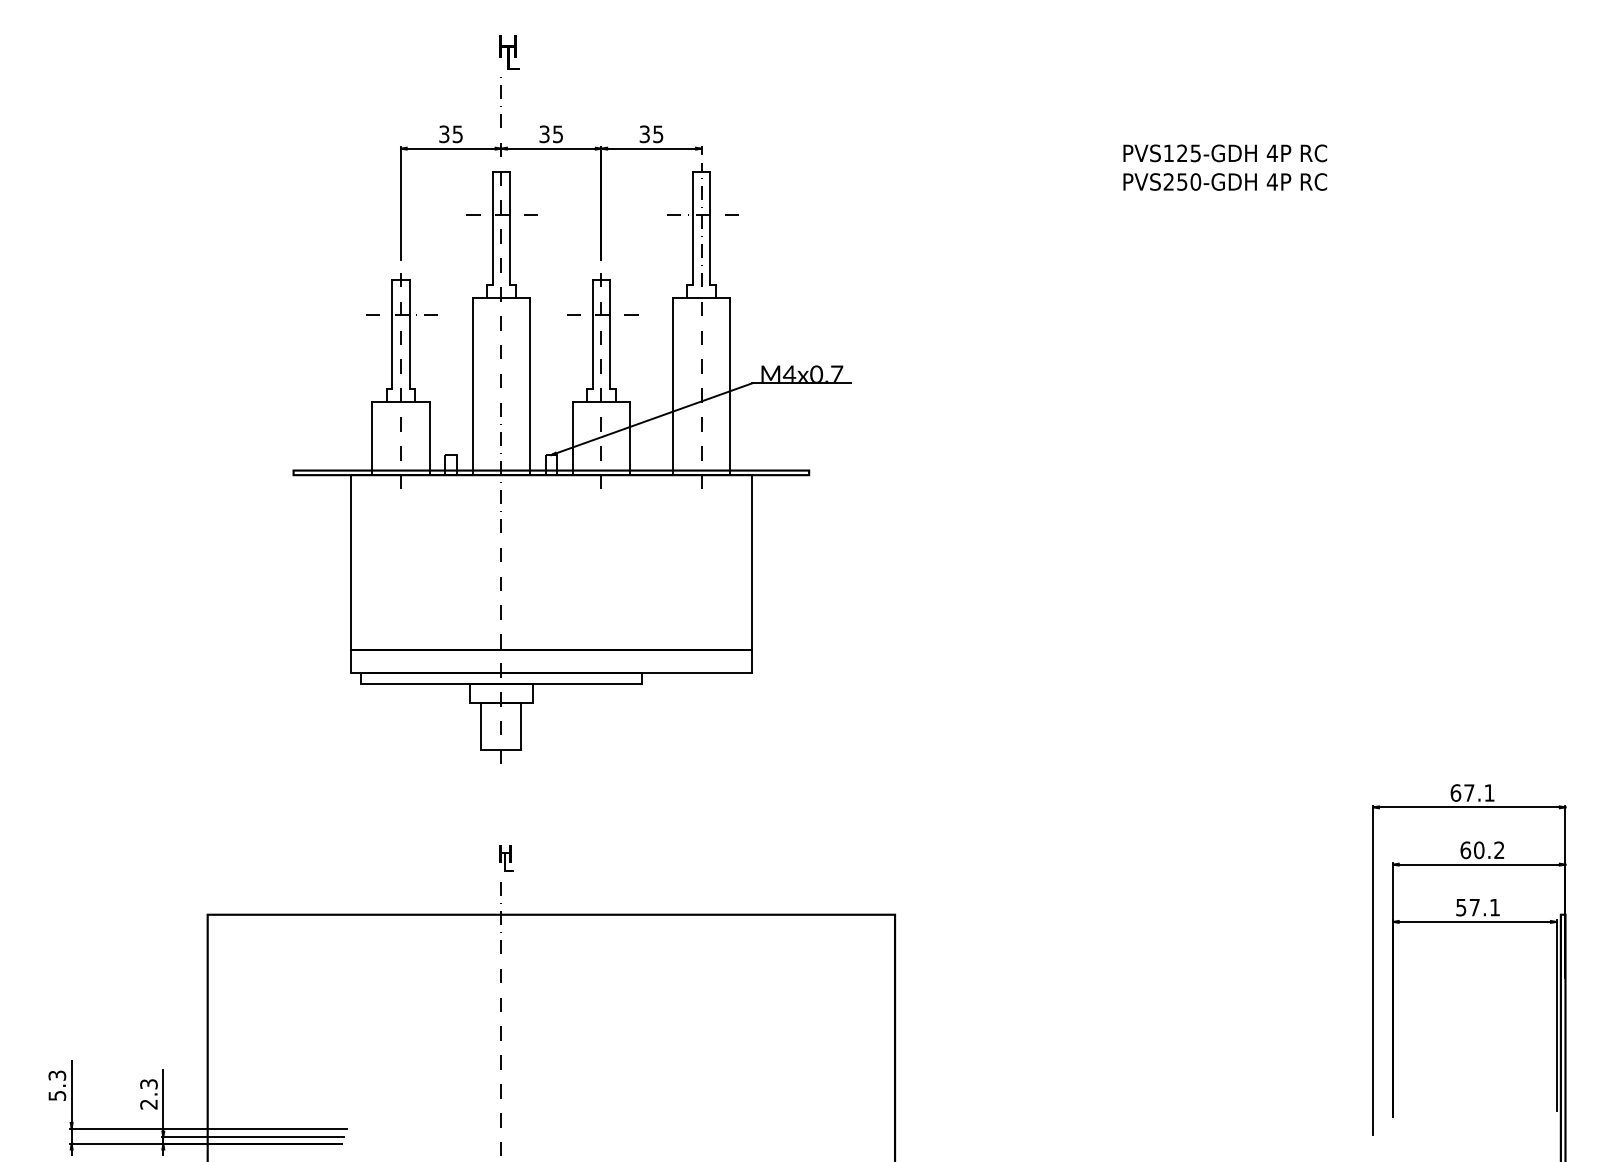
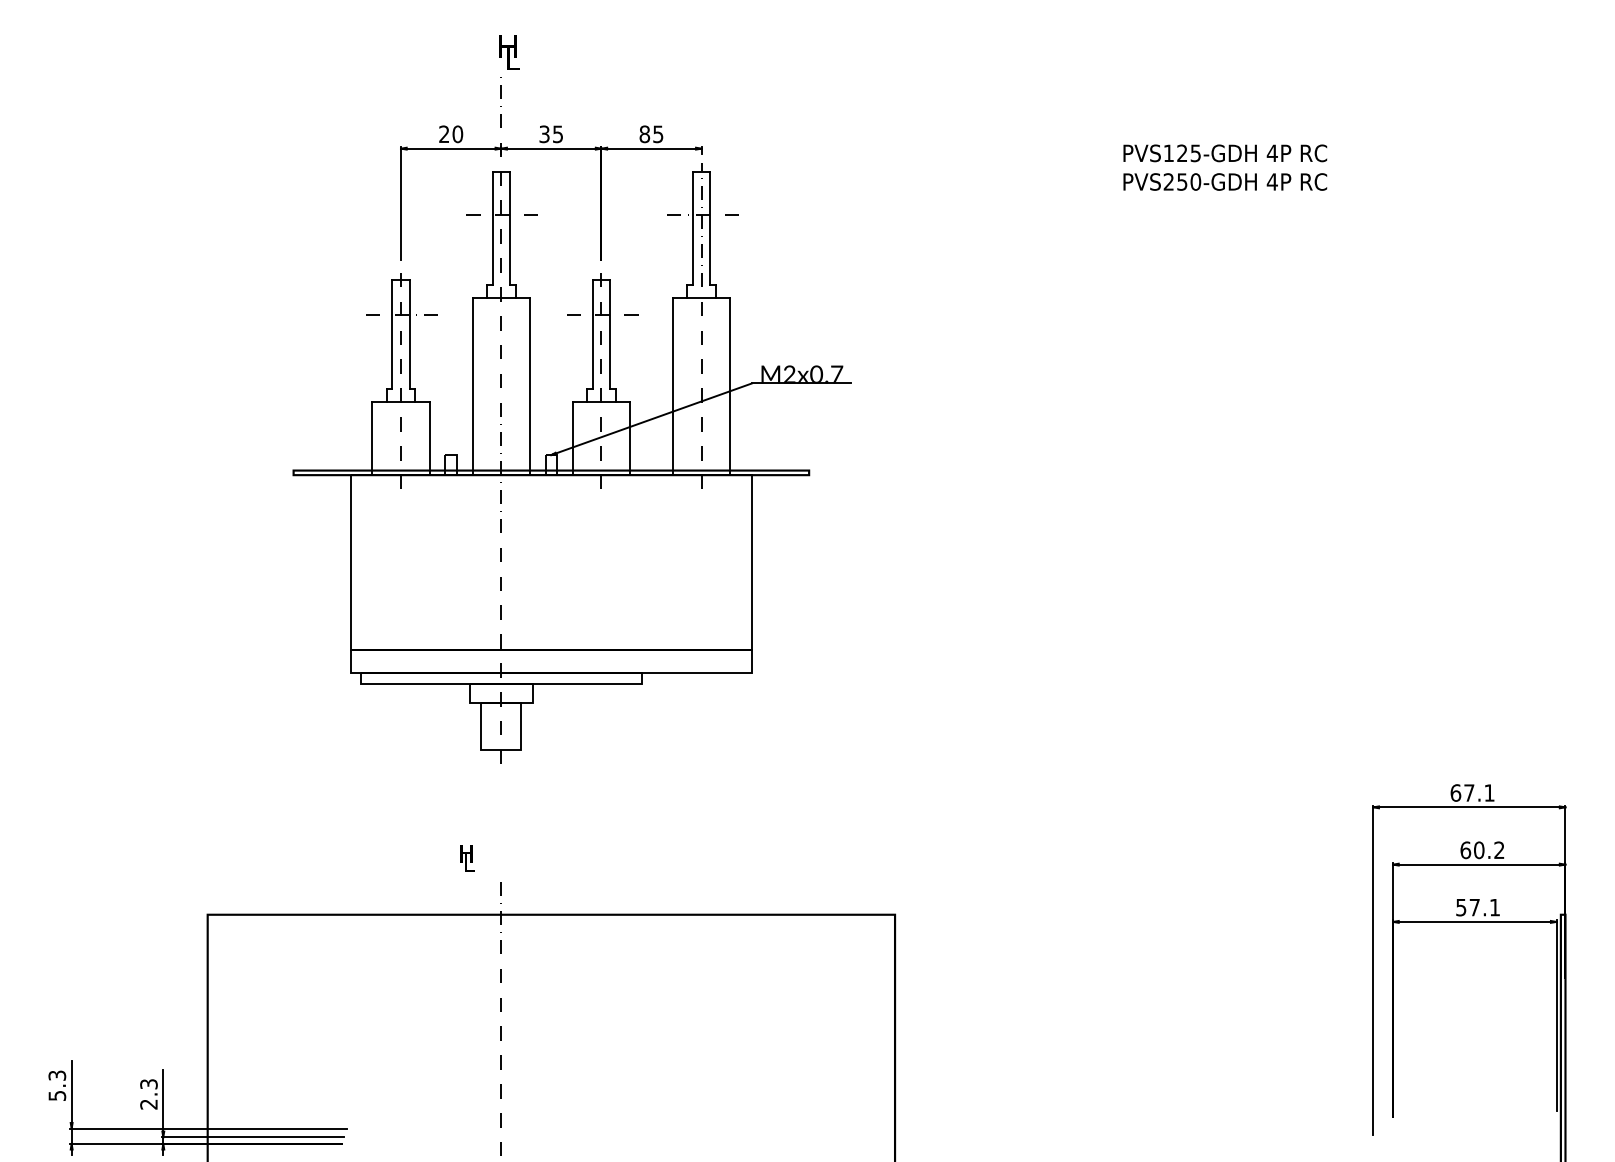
text: 35 -> 20 (451, 134)
text: 35 -> 85 (644, 134)
text: M4x0.7 -> M2x0.7 (789, 373)
text position: (506, 858) -> (467, 858) (467, 858)
